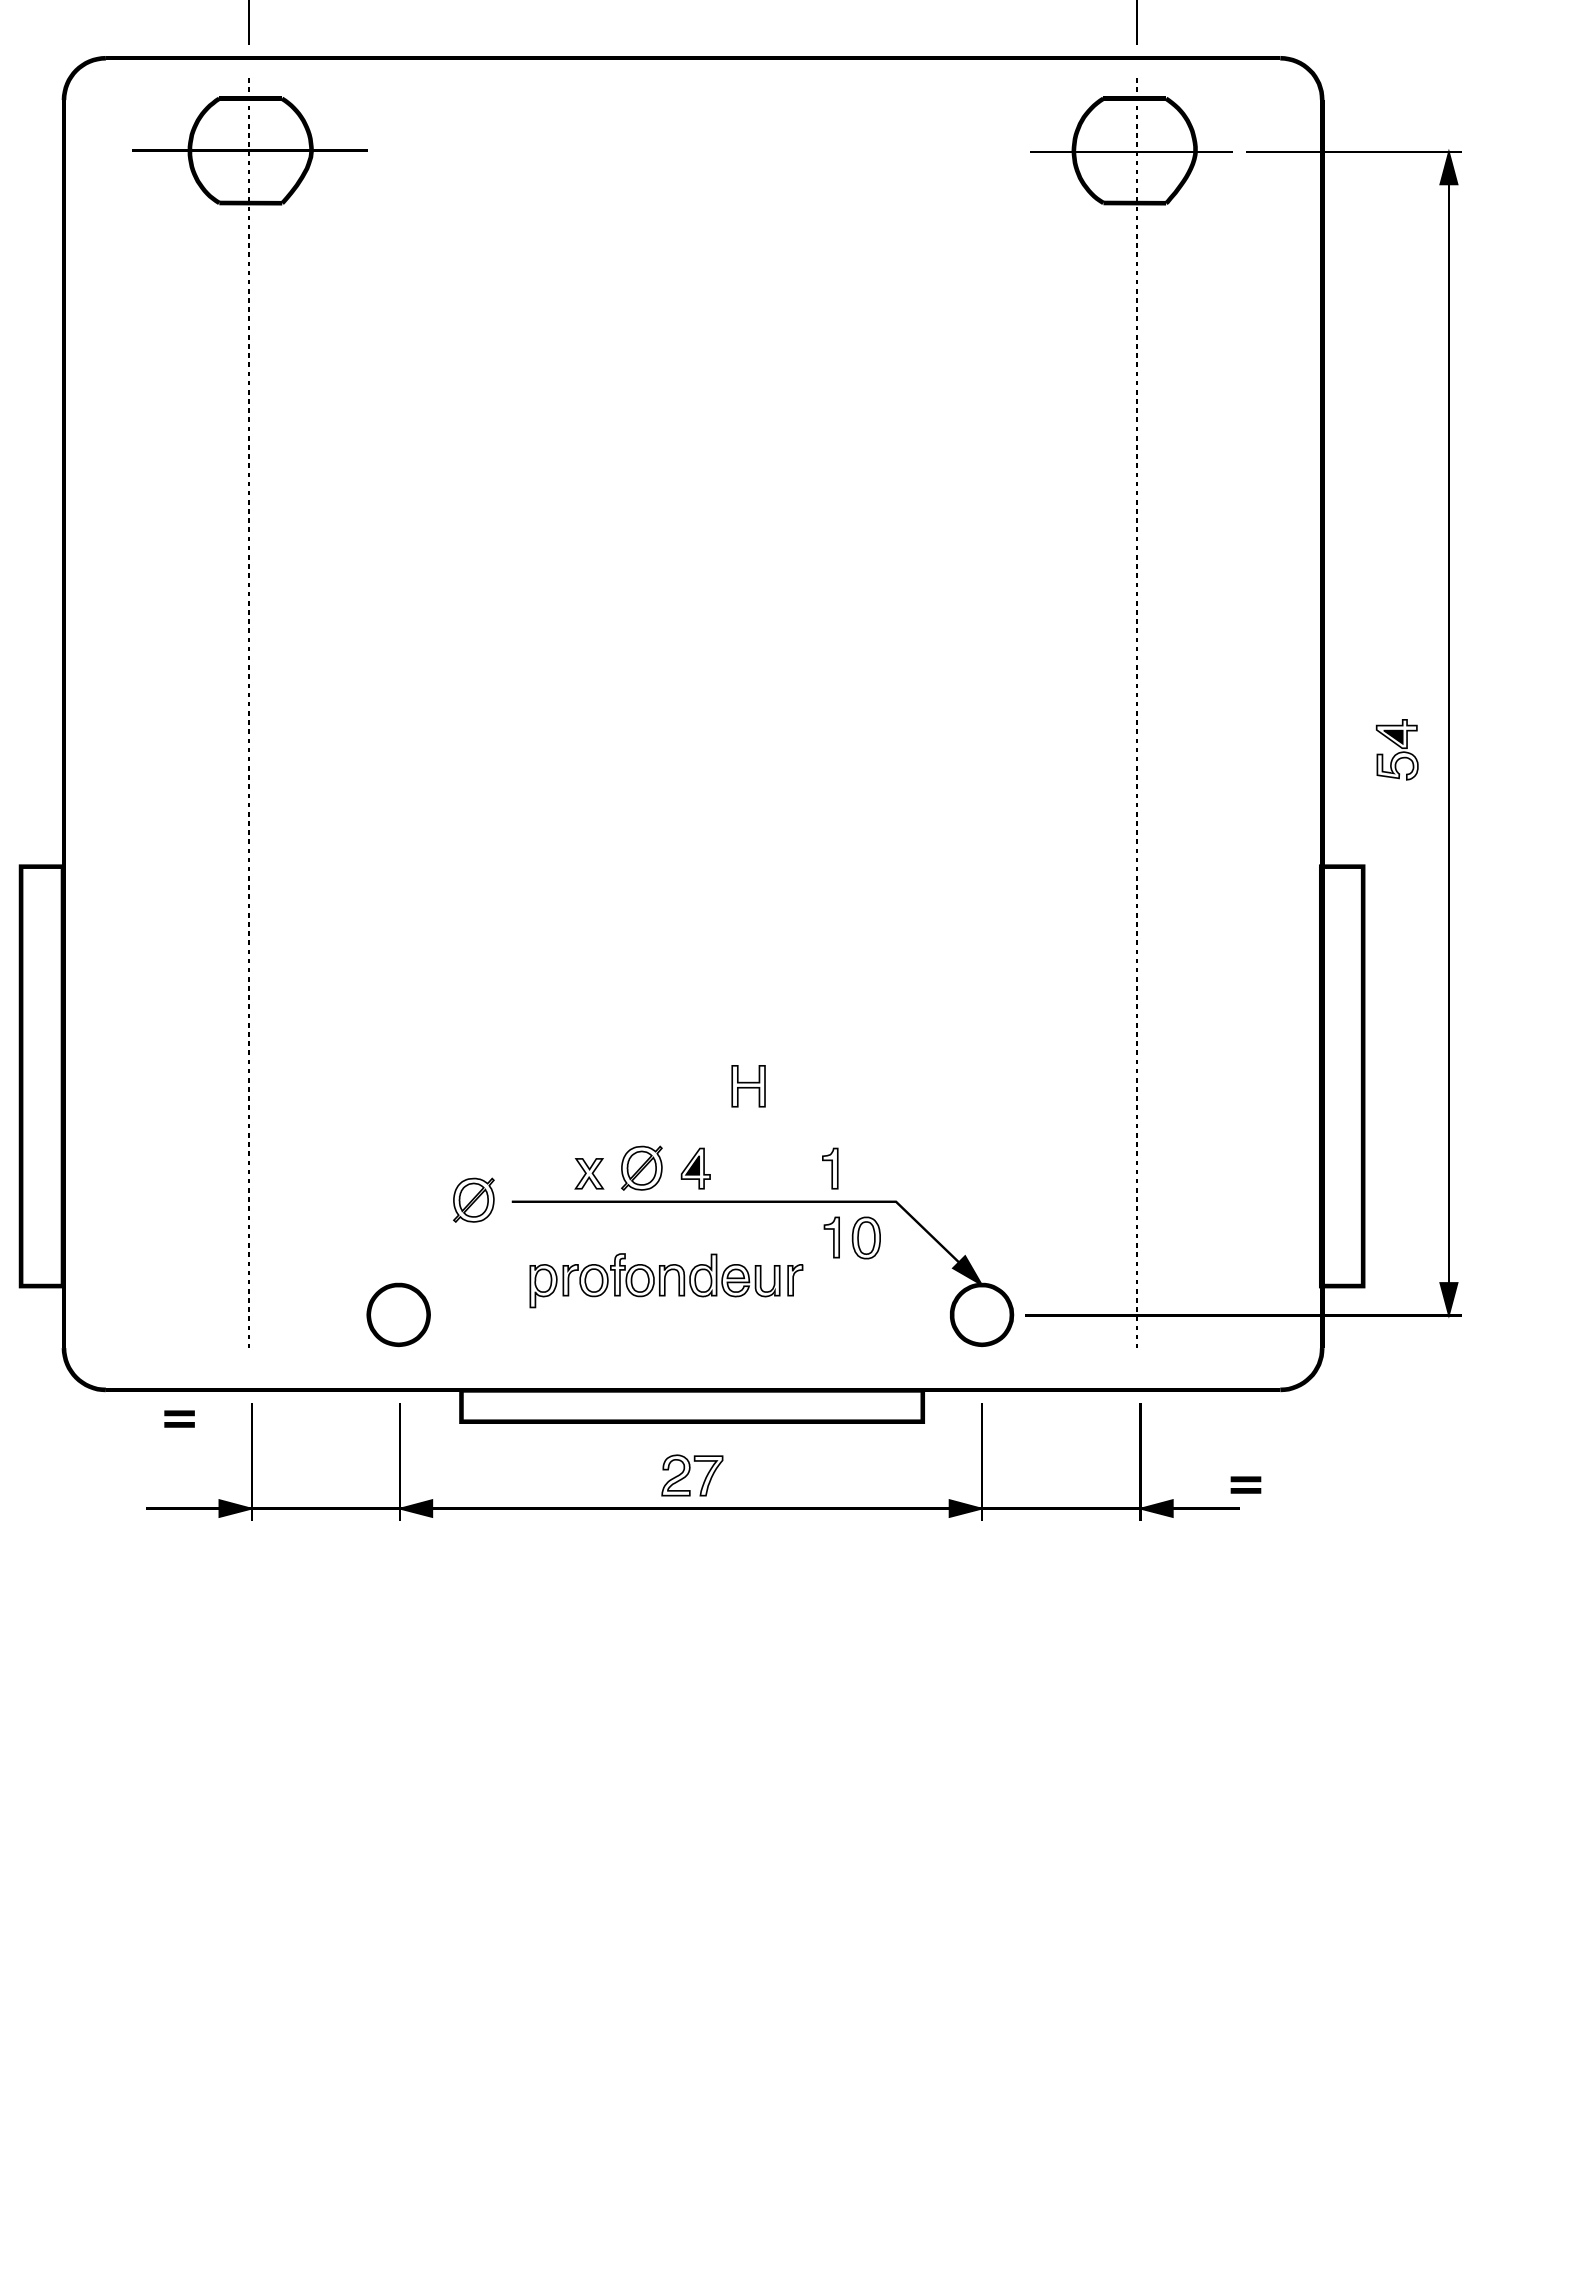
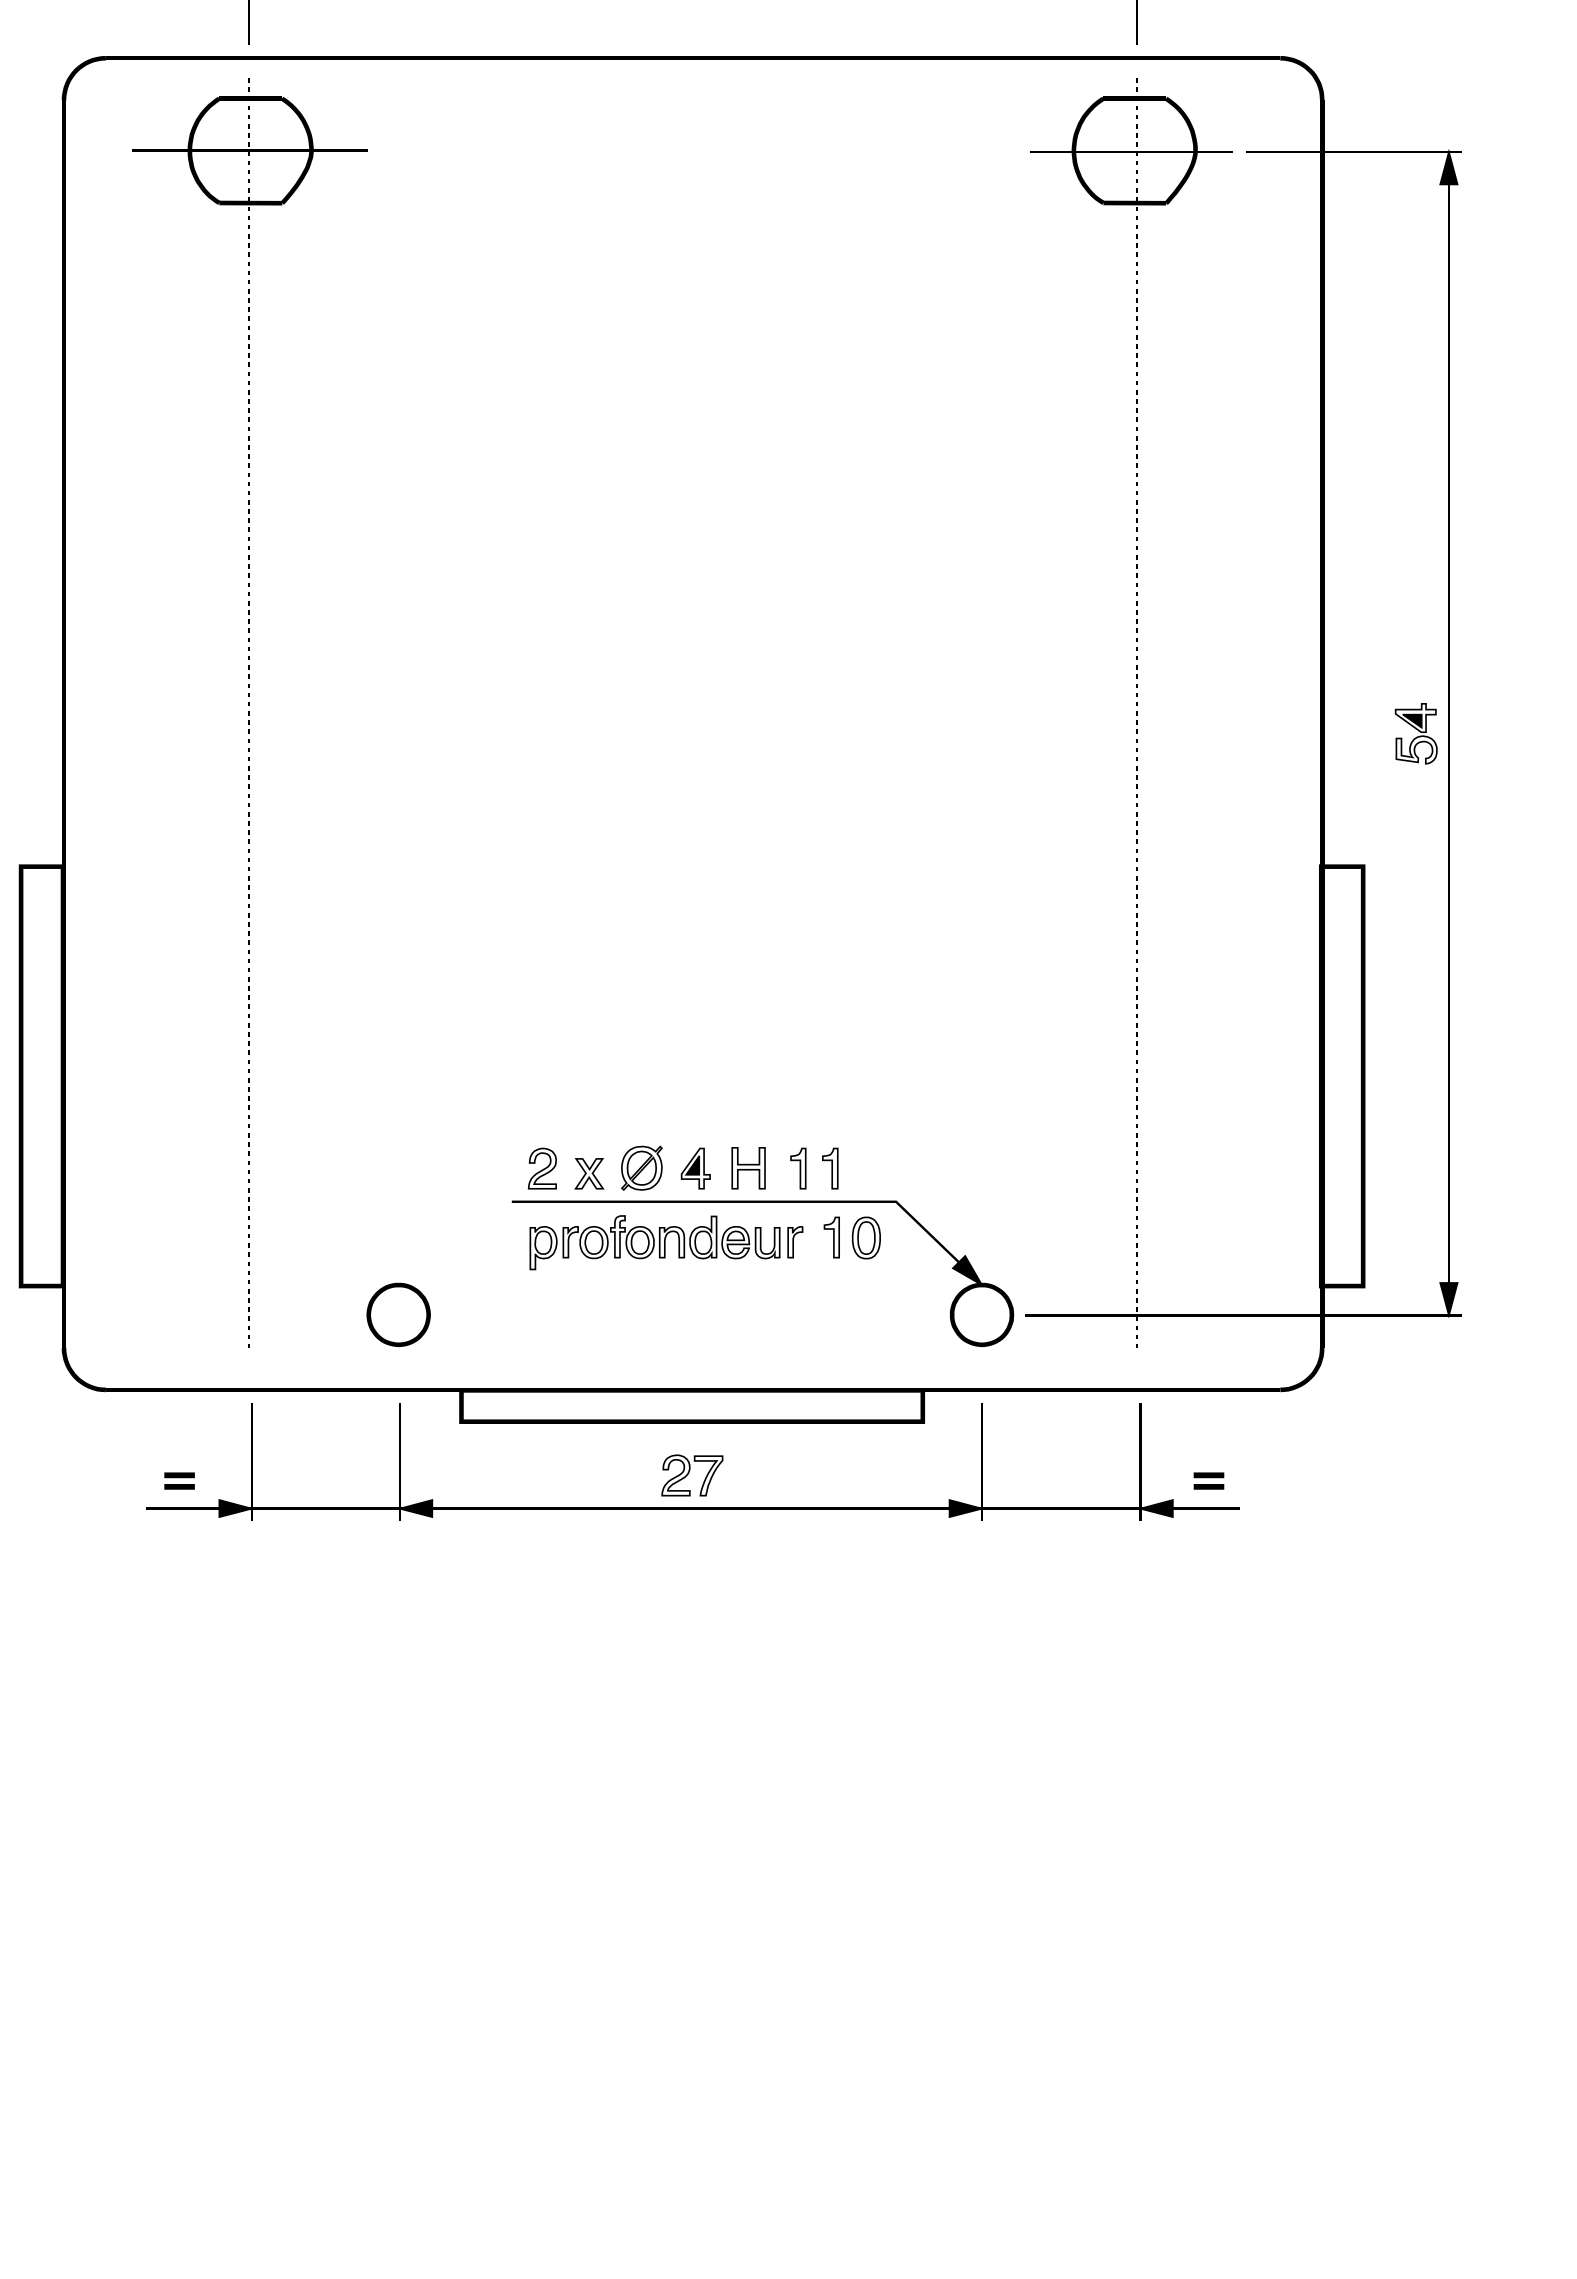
part position: (1396, 749) -> (1415, 733) (1415, 733)
part position: (748, 1086) -> (748, 1168) (748, 1168)
part: none -> present (541, 1168)
part: none -> present (798, 1168)
part: present -> none (473, 1199)
part position: (666, 1280) -> (666, 1242) (666, 1242)
part position: (179, 1418) -> (179, 1480) (179, 1480)
part position: (1245, 1484) -> (1208, 1480) (1208, 1480)
